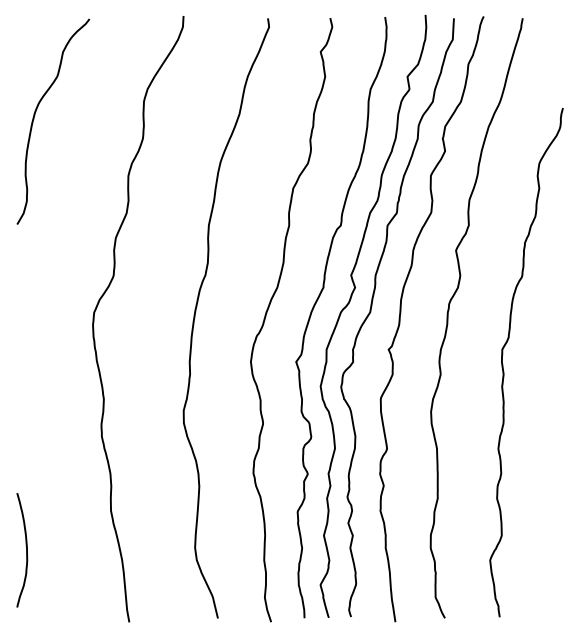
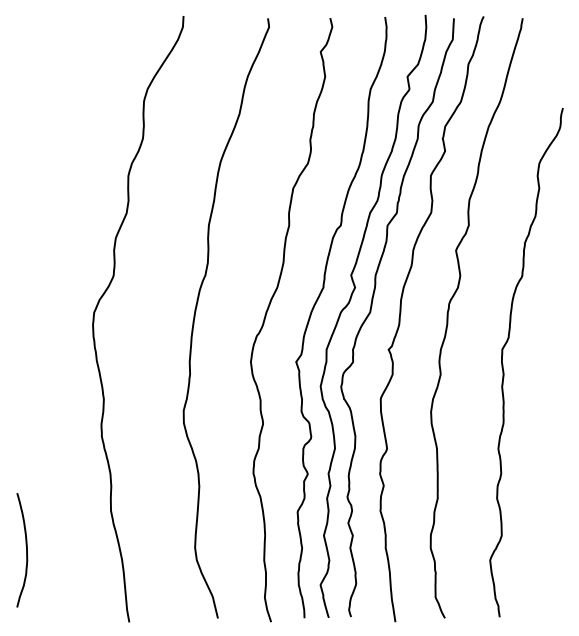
curve: present -> none (35, 115)
